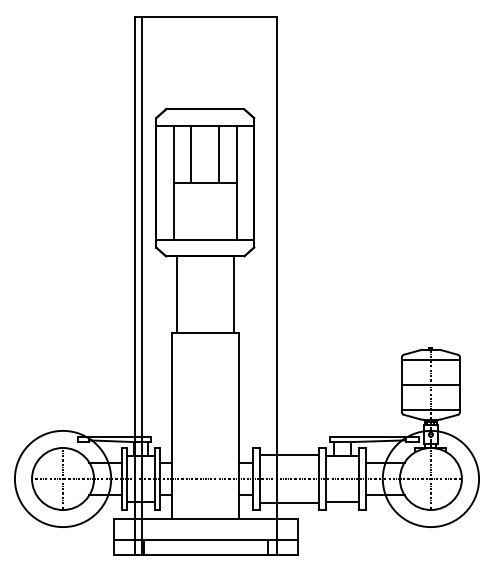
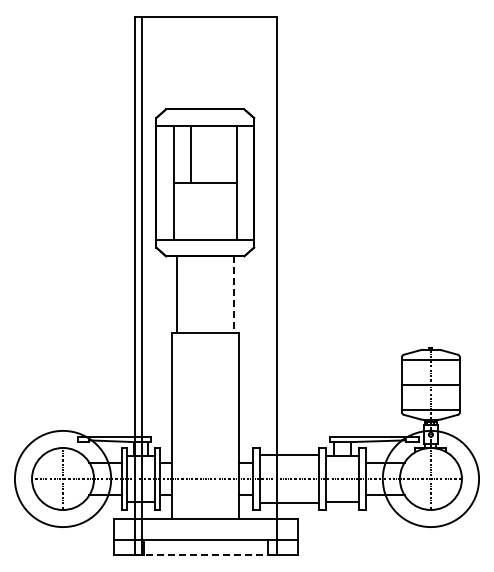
line: present -> none (219, 153)
line: solid -> dashed (233, 295)
line: solid -> dashed (205, 554)
